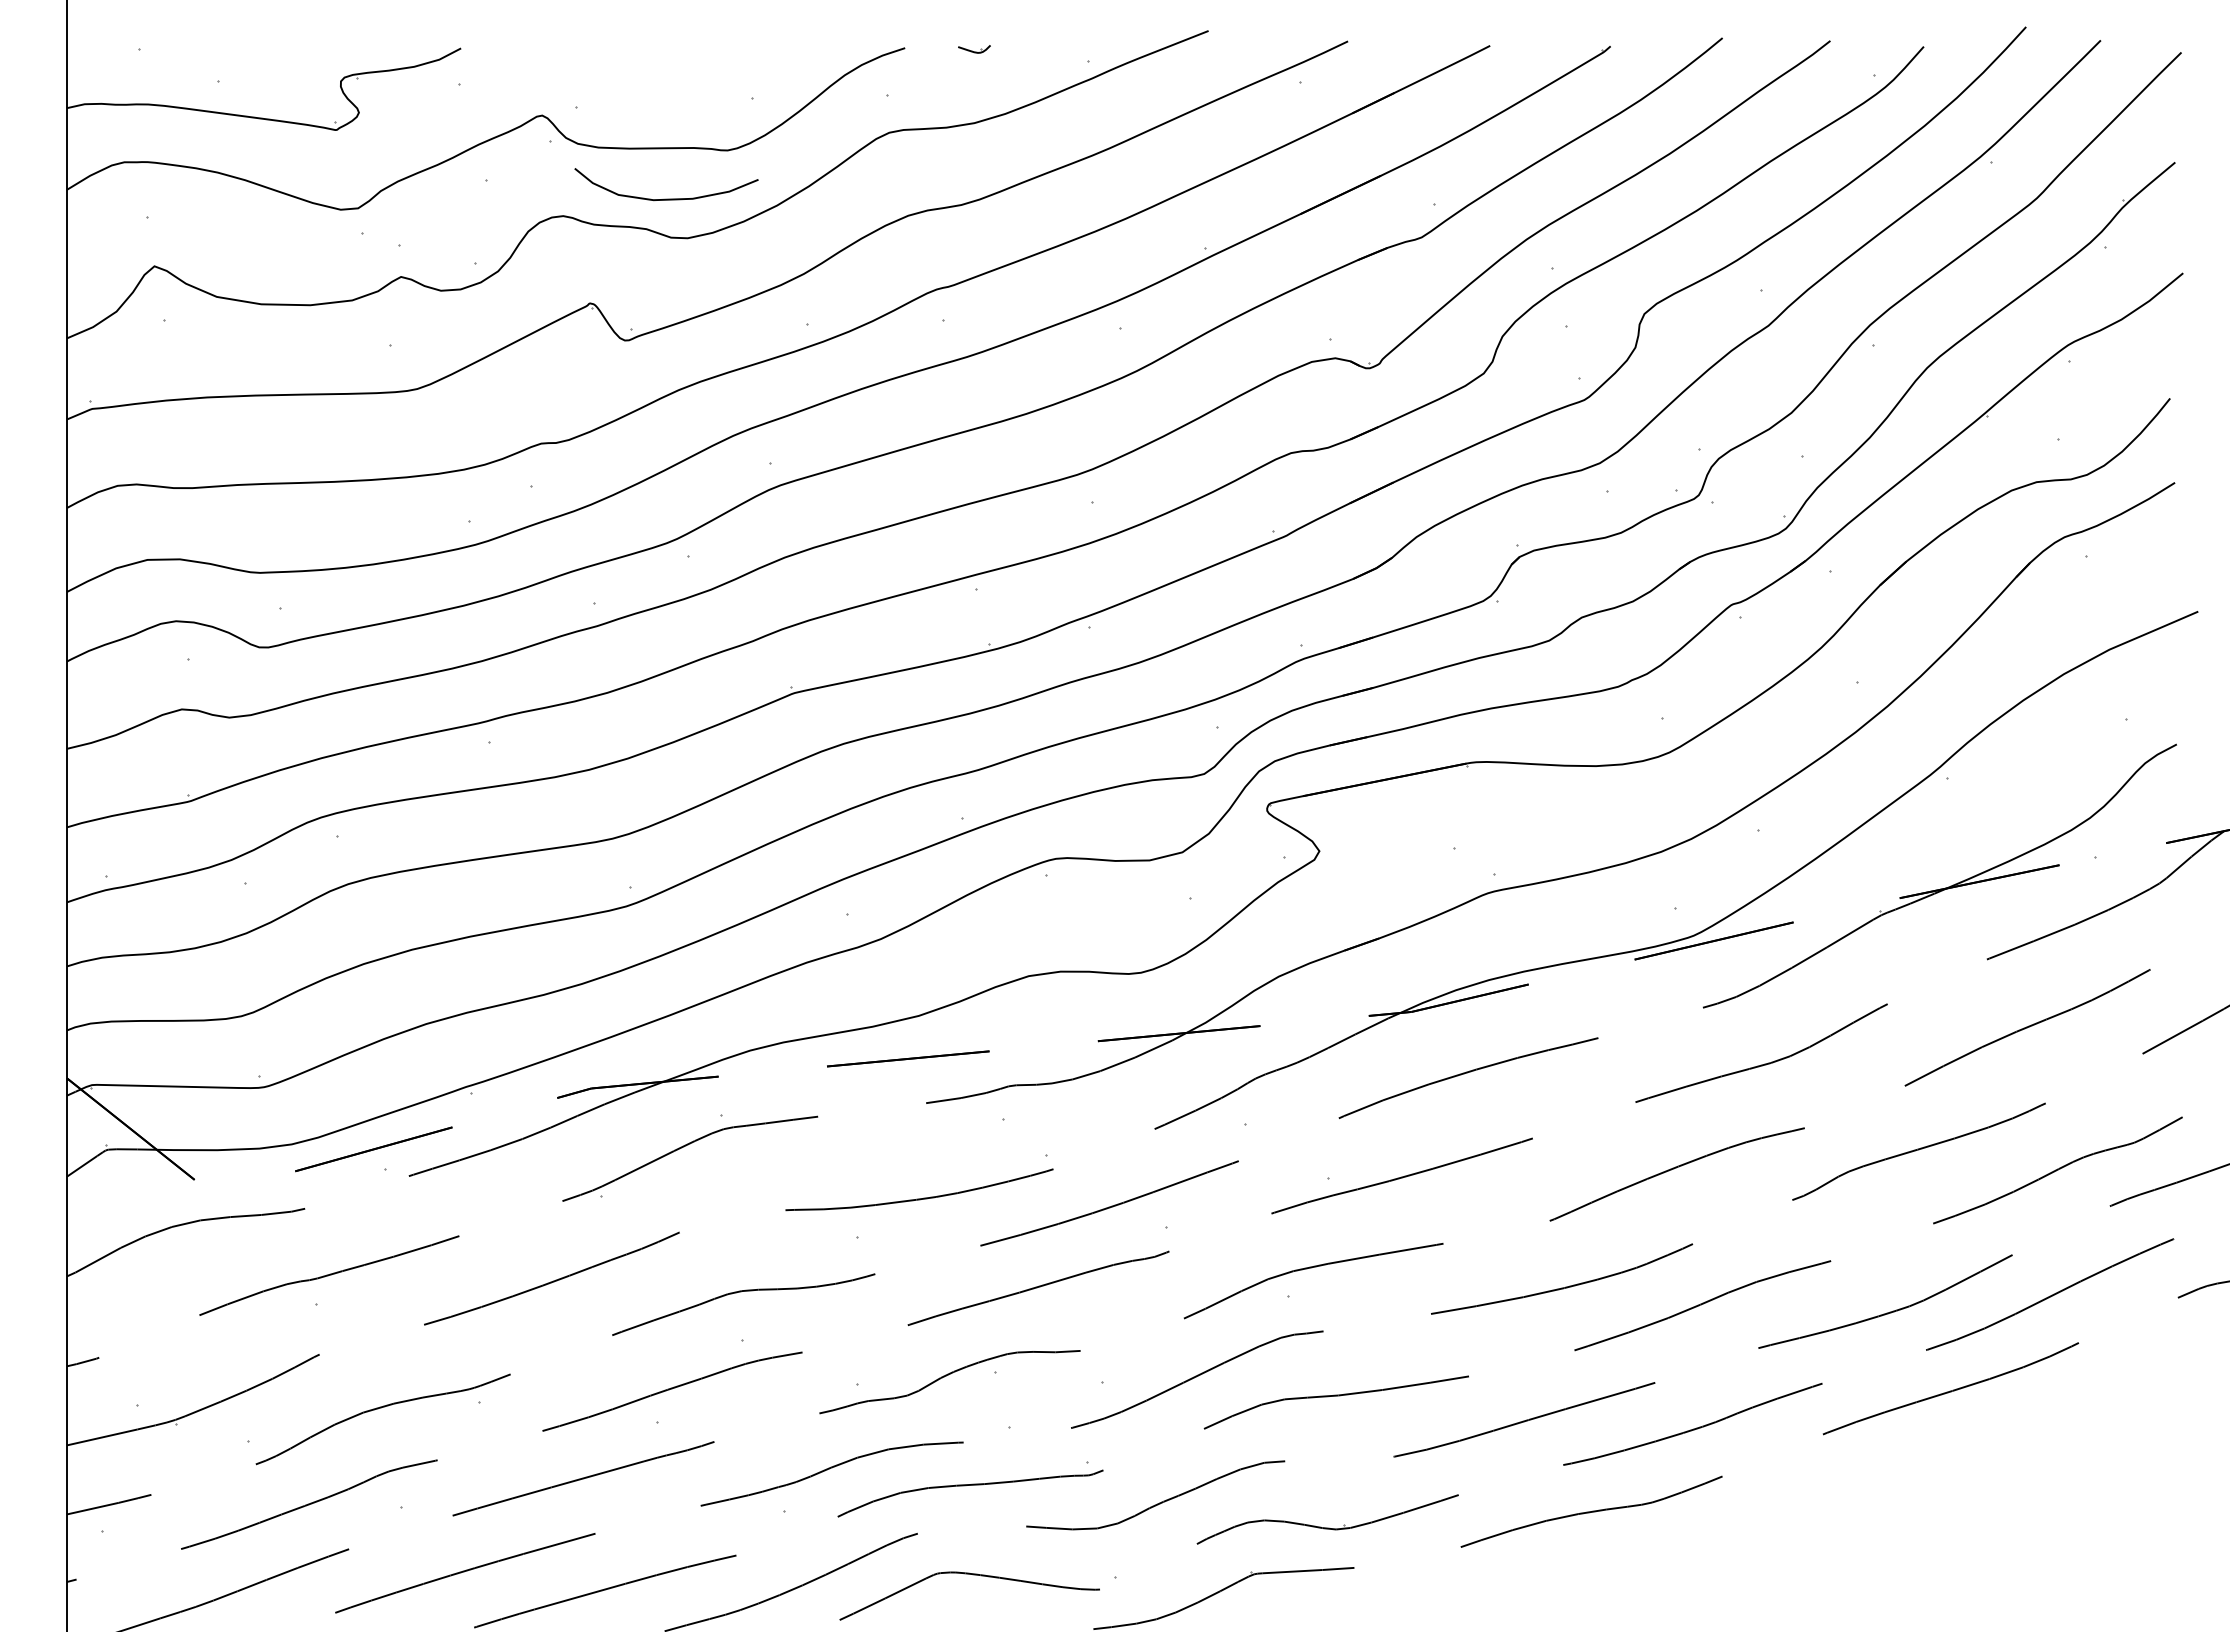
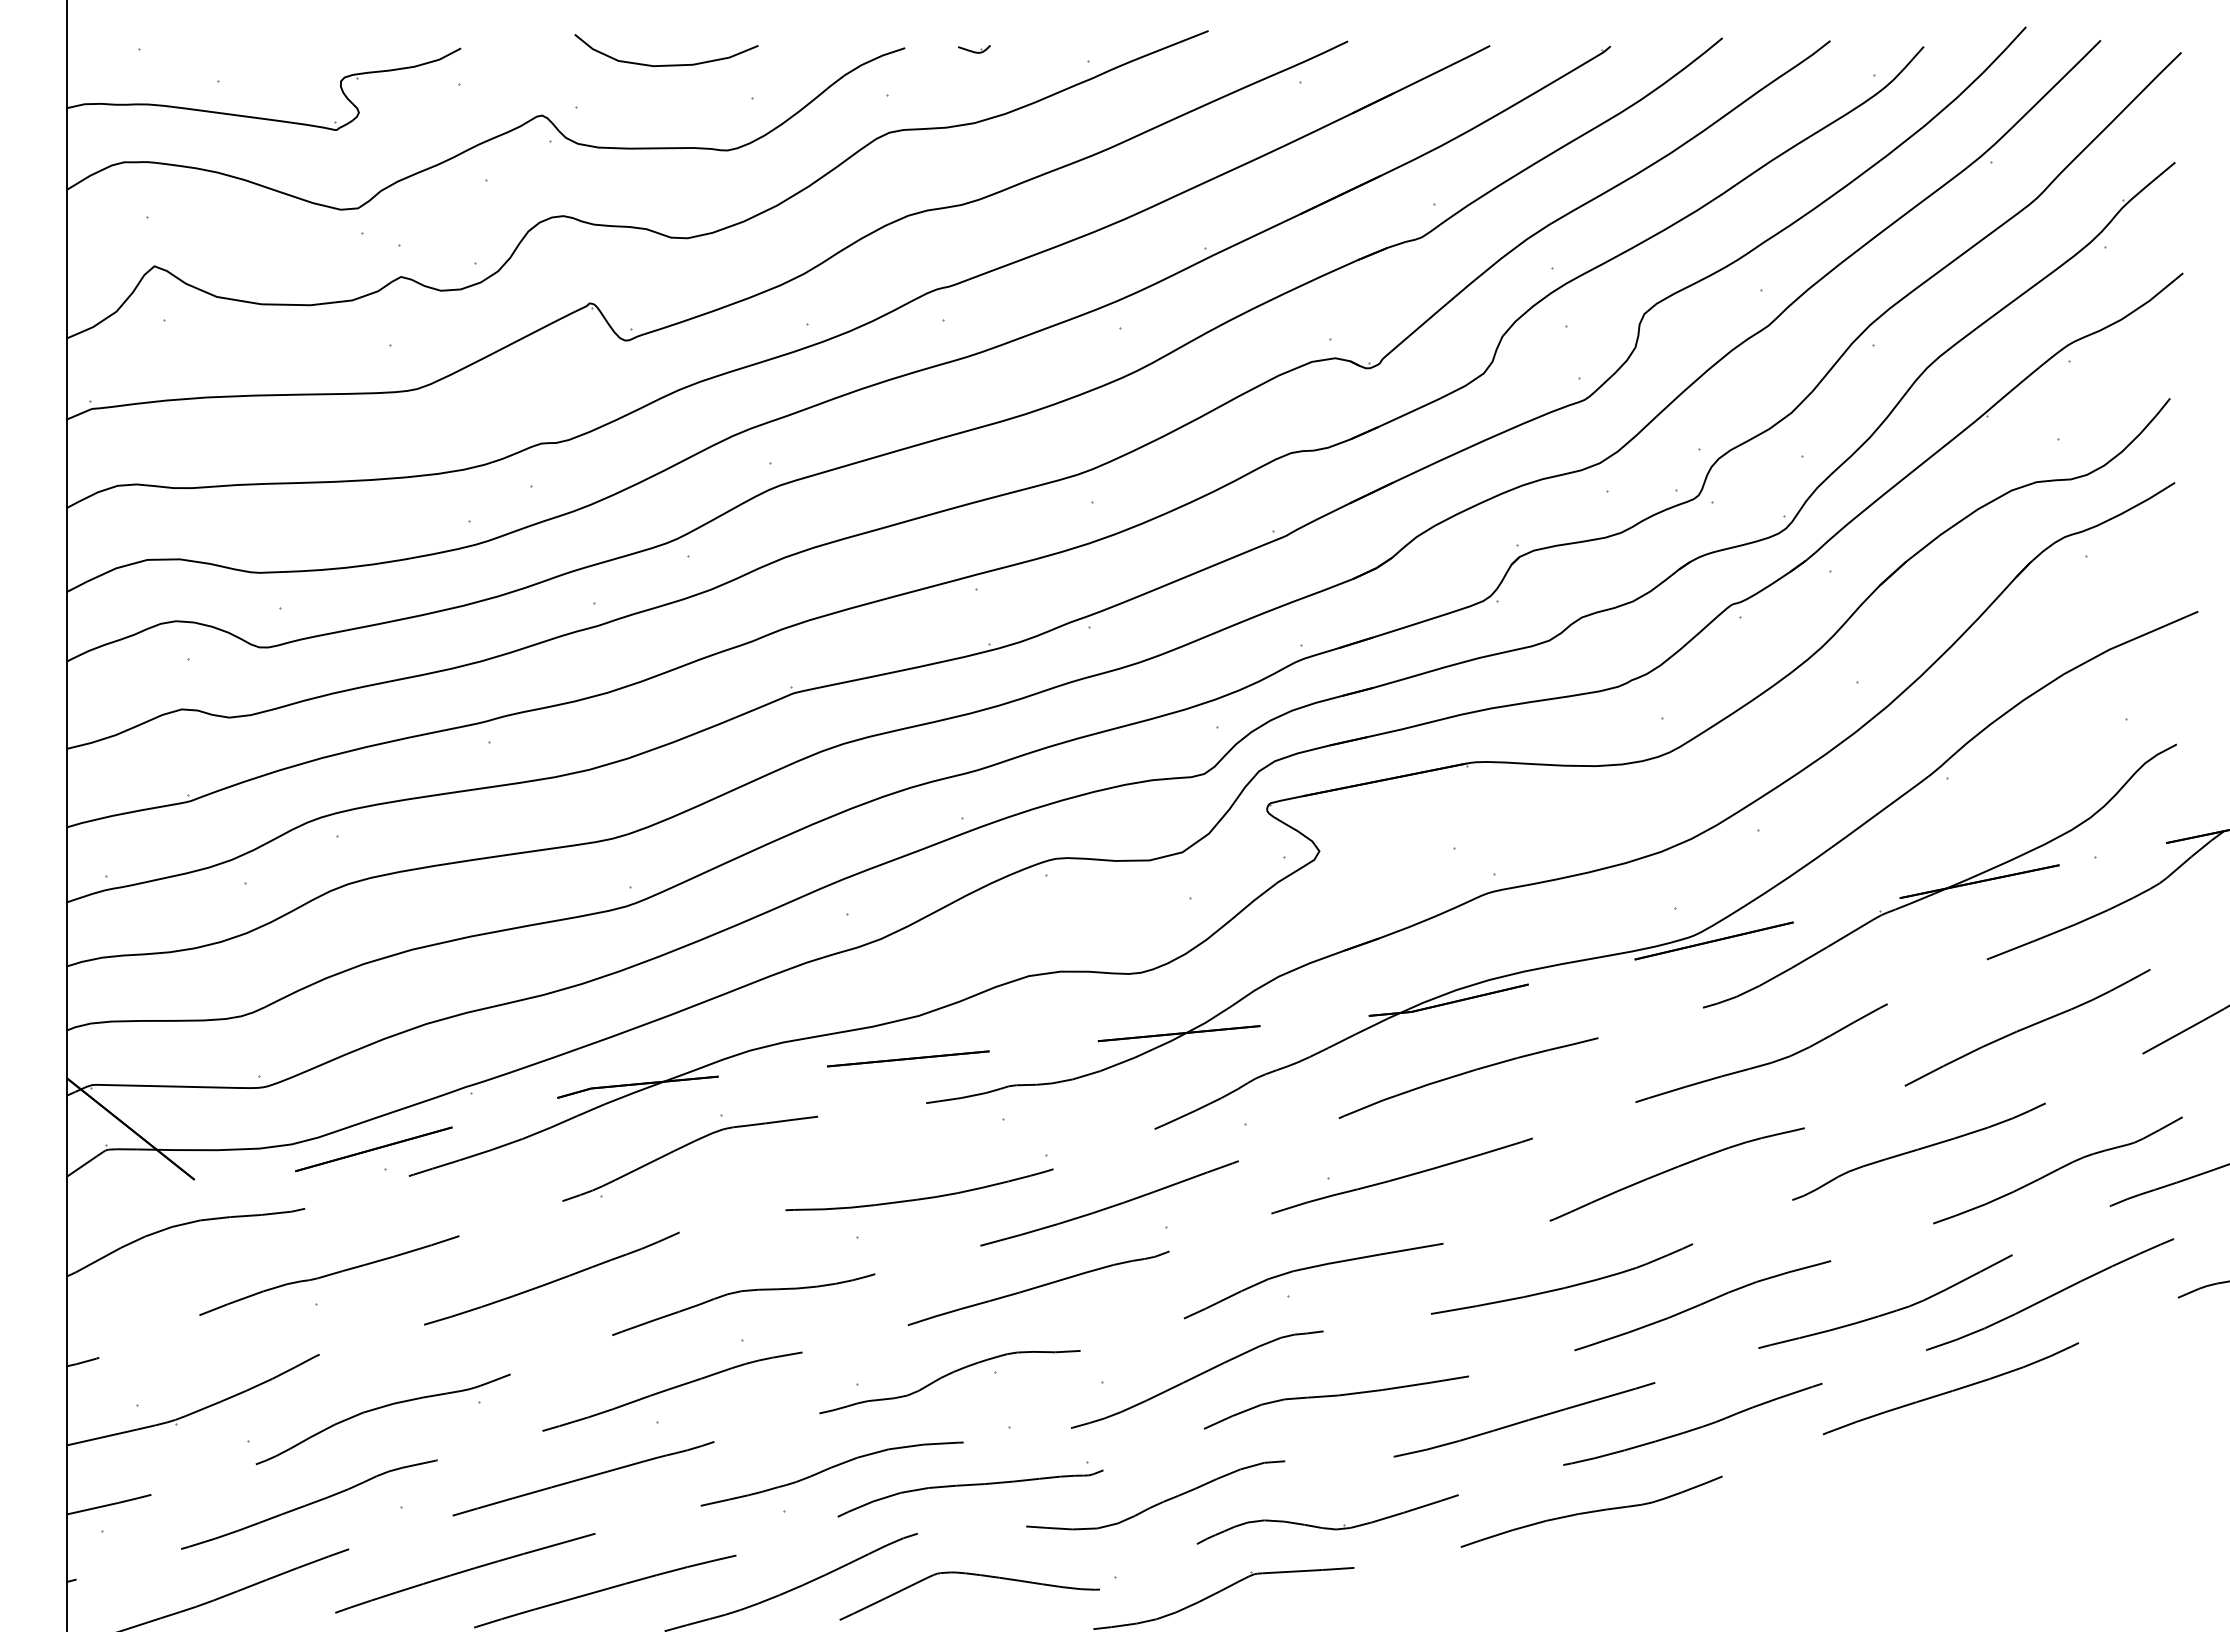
curve position: (666, 198) -> (666, 64) (666, 64)
